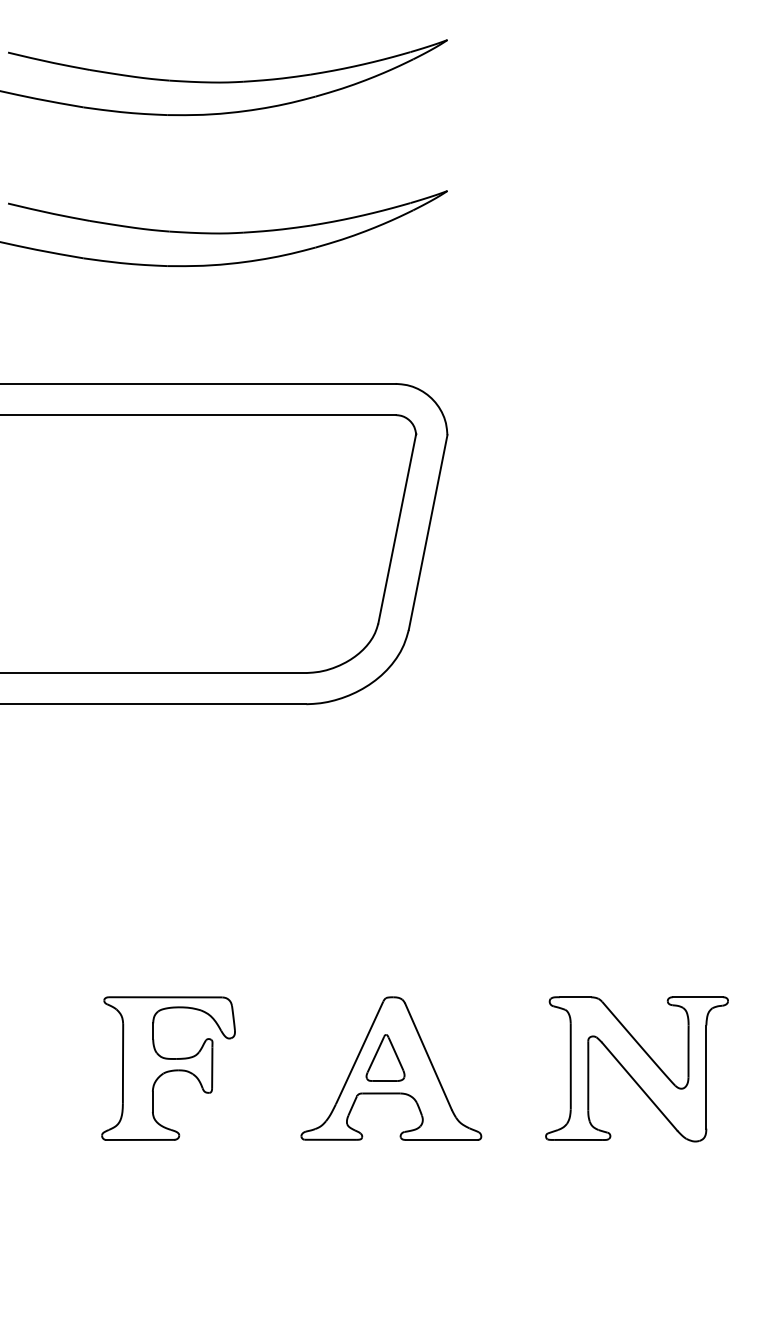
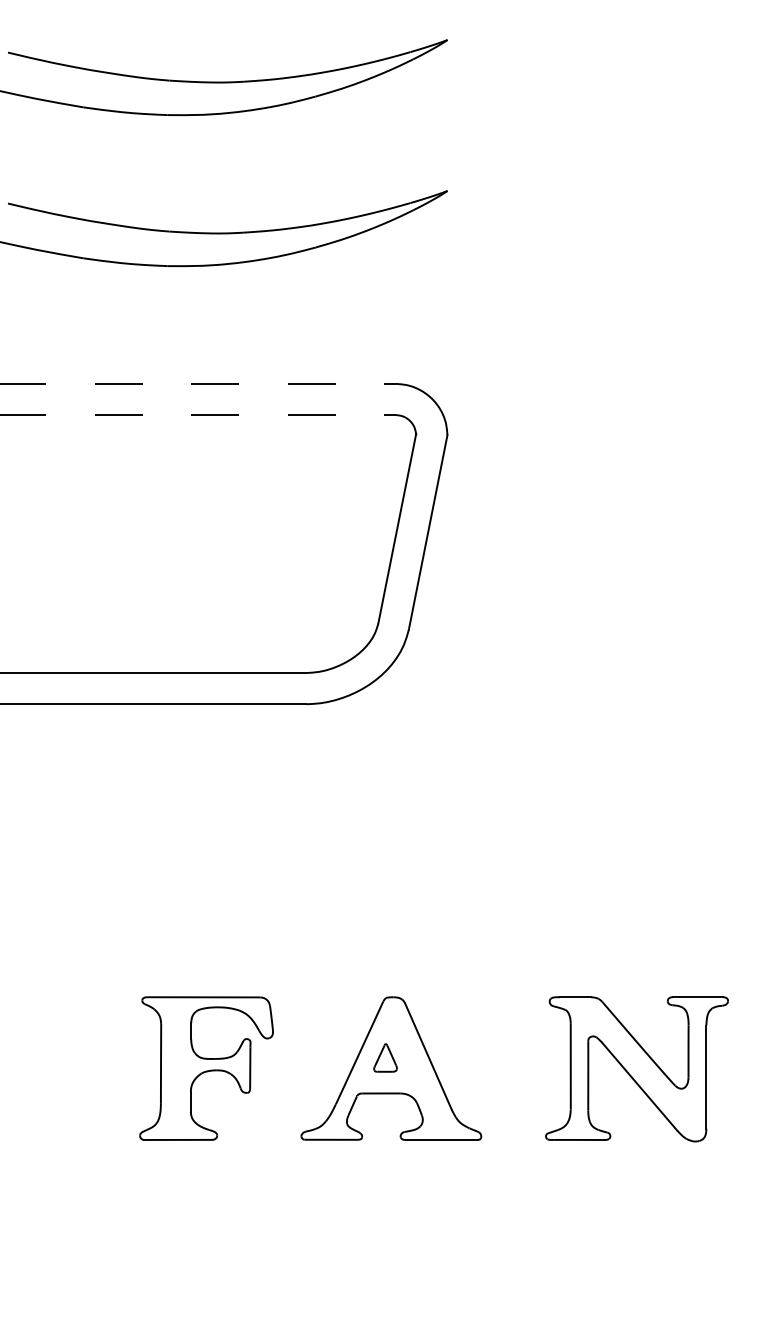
line: solid -> dashed (198, 383)
line: solid -> dashed (198, 415)
part size: 41x48 px -> 25x30 px (385, 1057)
part position: (168, 1068) -> (206, 1068) (206, 1068)
